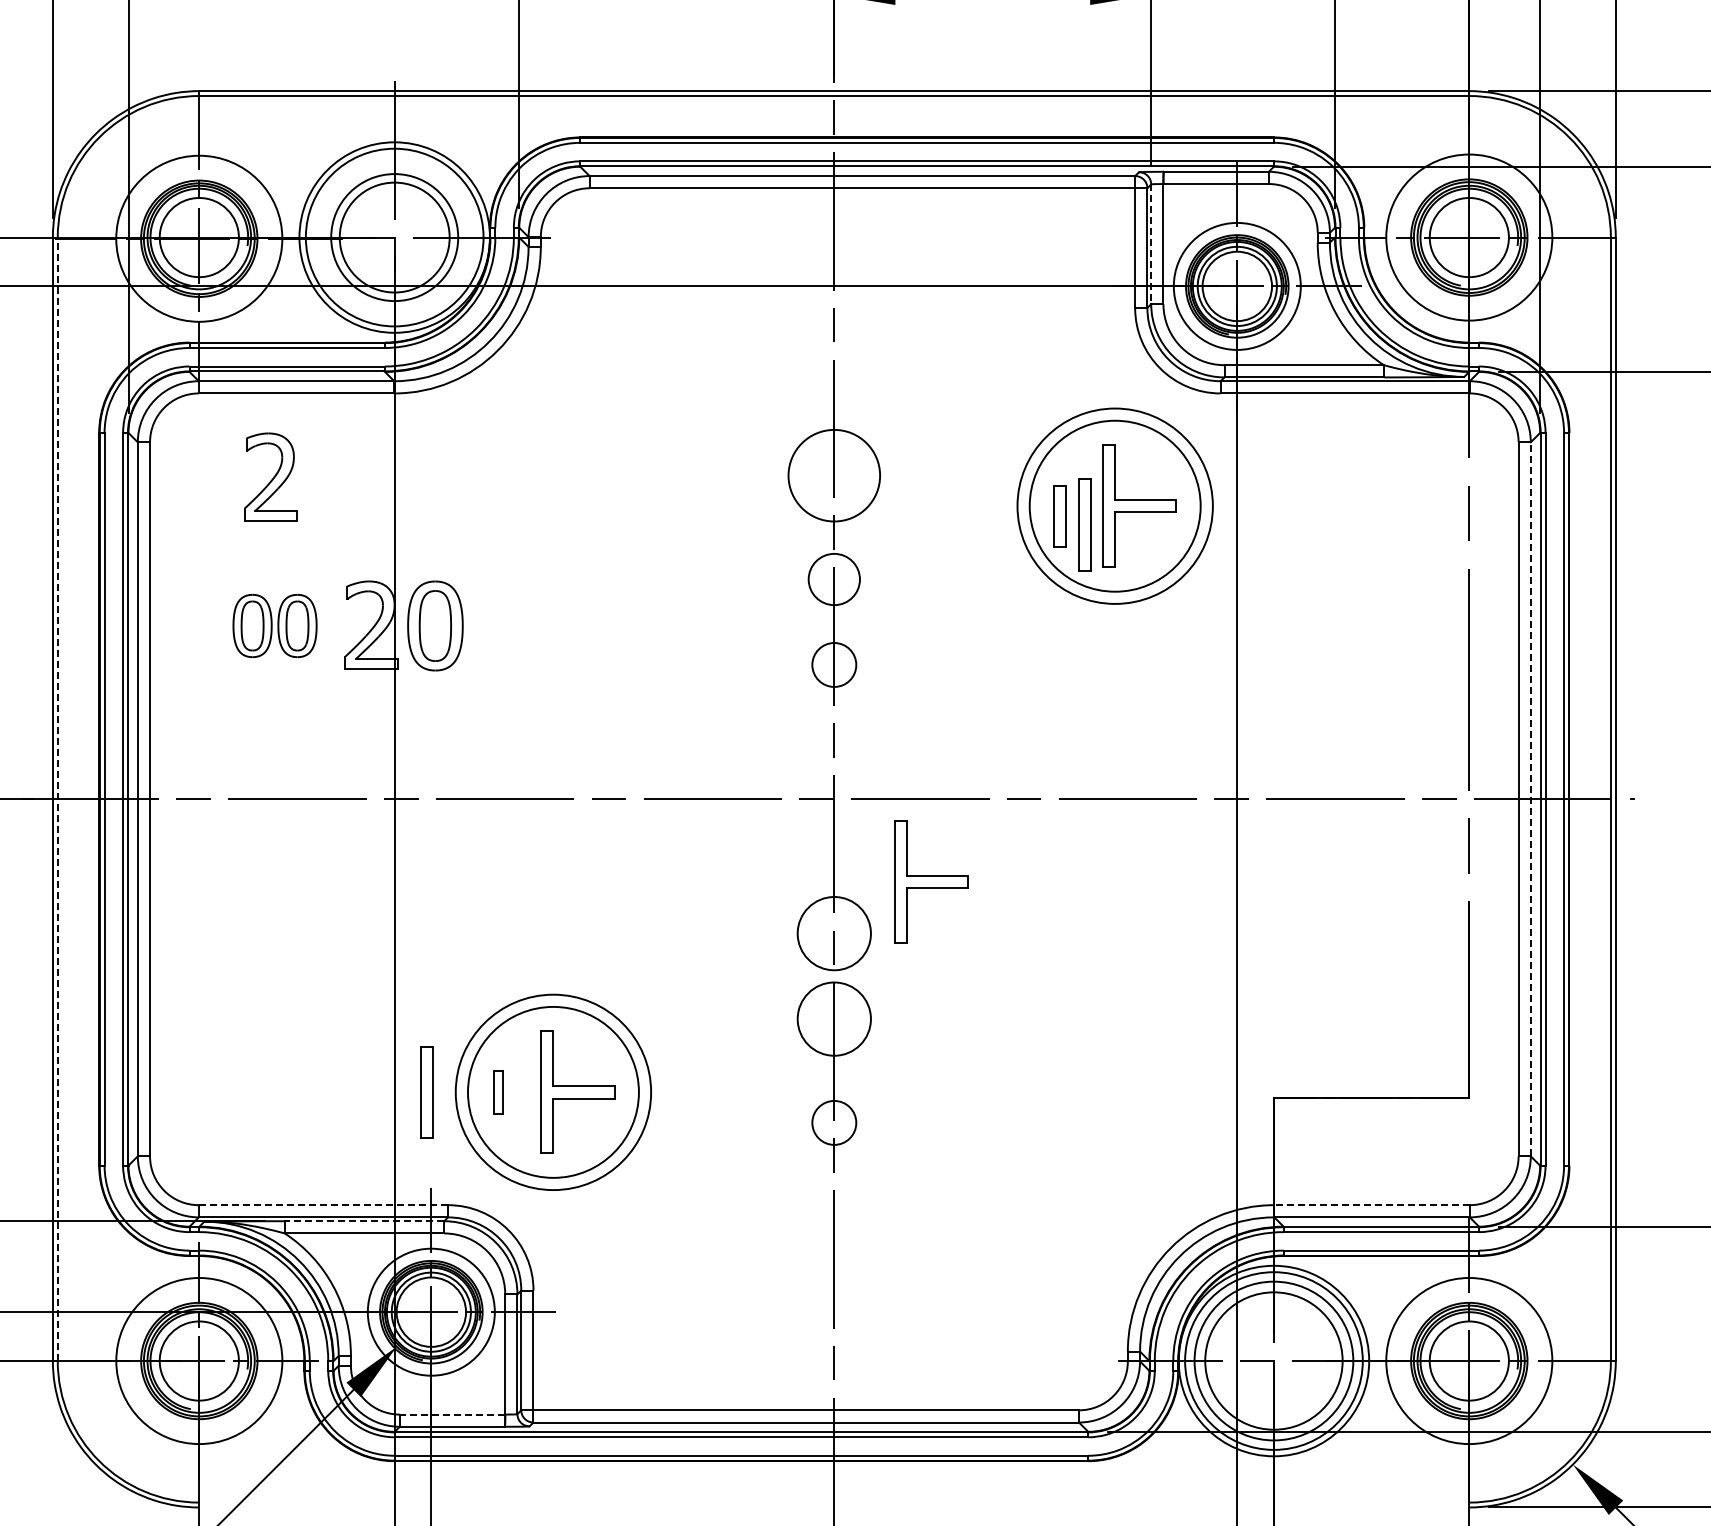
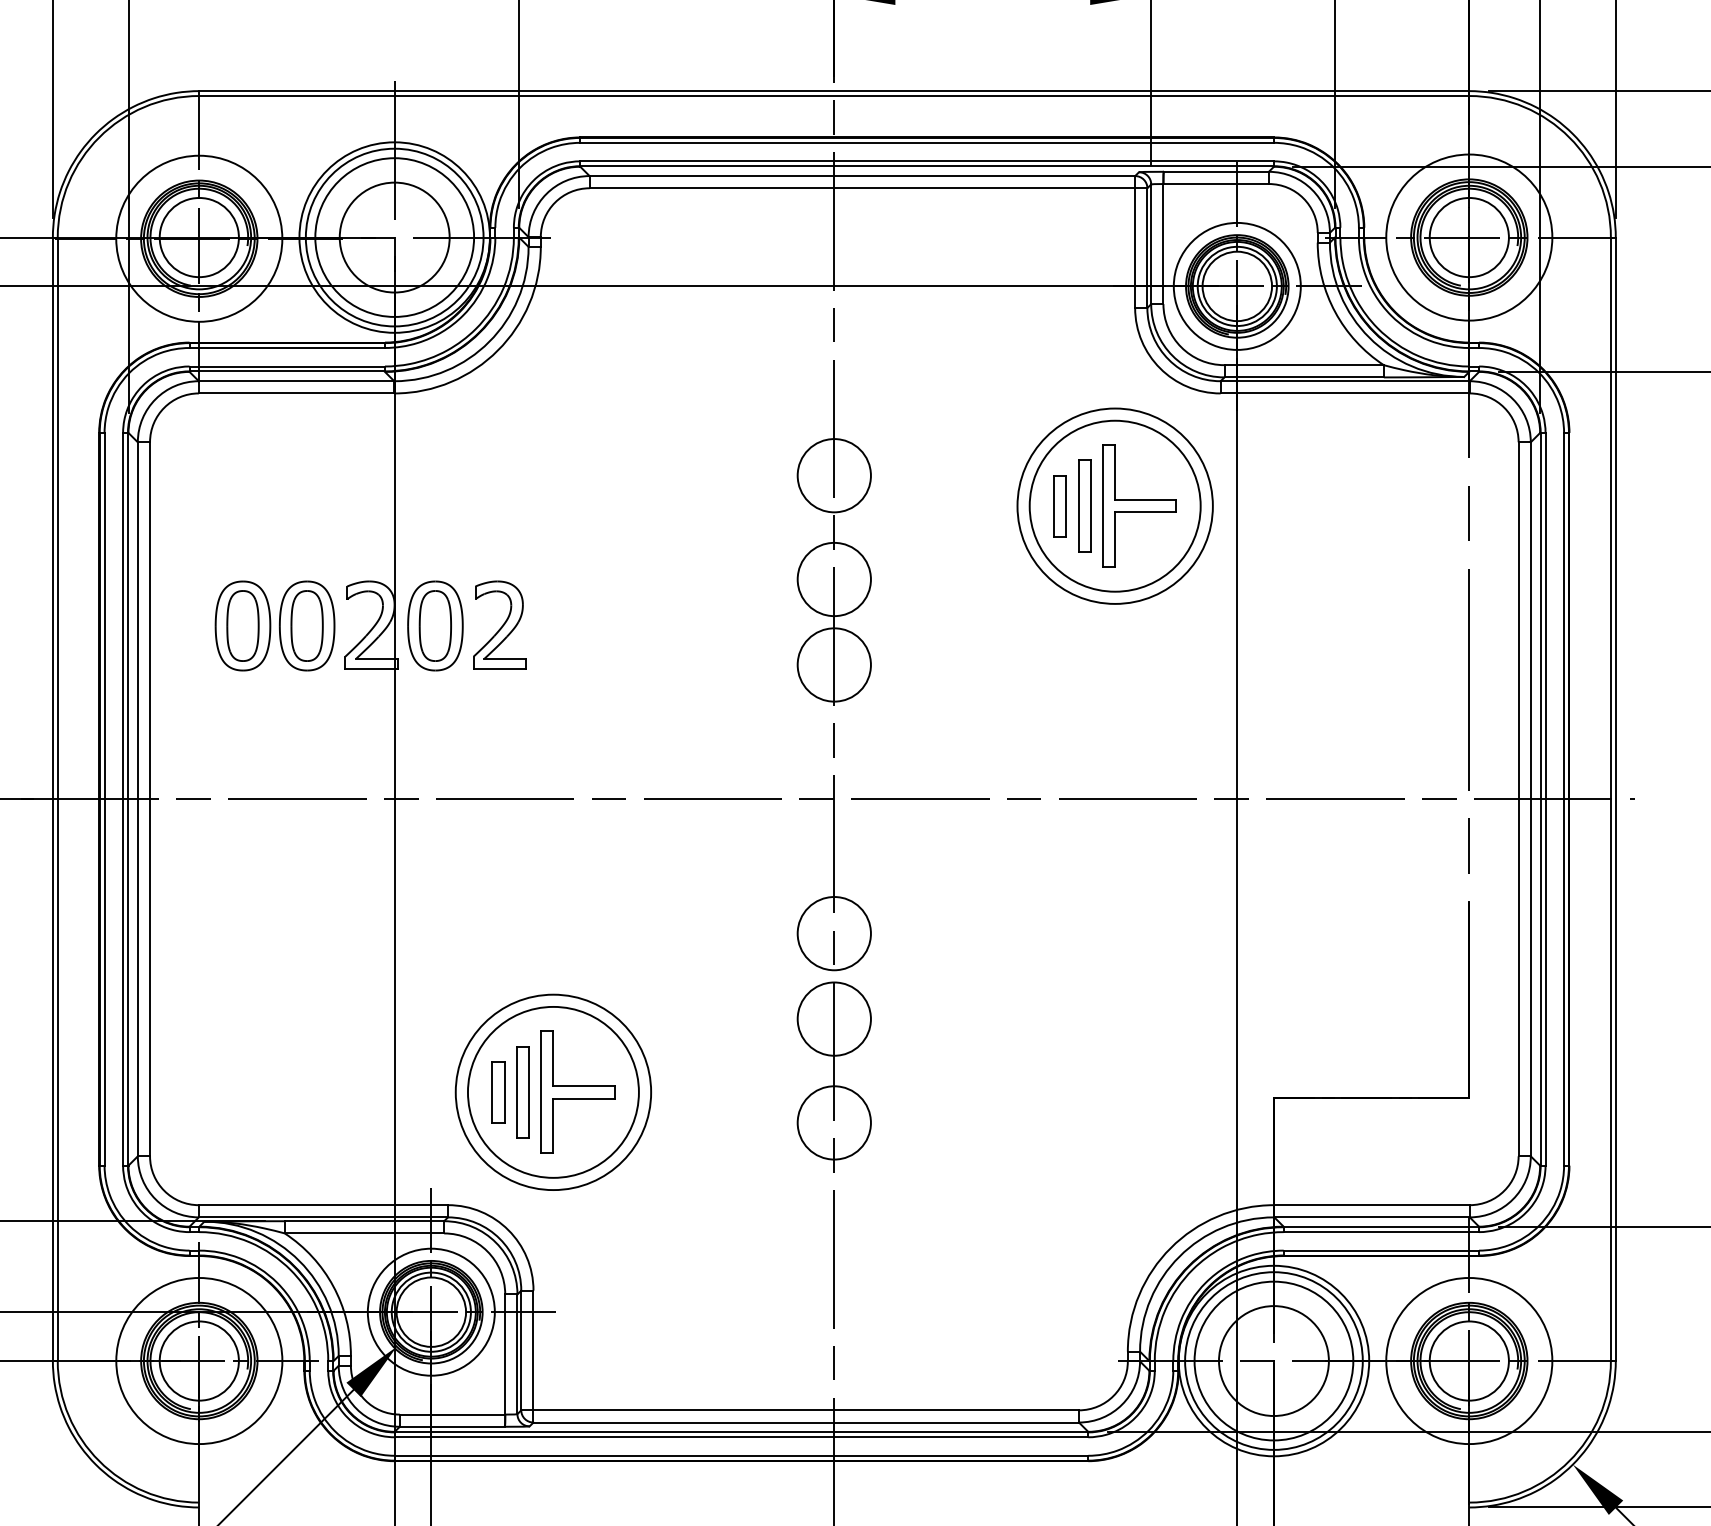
circle diameter: 127 px -> 159 px (394, 237)
line: dashed -> solid (1151, 244)
circle diameter: 92 px -> 73 px (833, 475)
part position: (270, 476) -> (499, 624) (499, 624)
part position: (1059, 516) -> (1059, 506) (1059, 506)
part position: (1084, 524) -> (1084, 505) (1084, 505)
circle diameter: 51 px -> 73 px (833, 579)
part size: 86x65 px -> 122x92 px (274, 625)
circle diameter: 44 px -> 73 px (833, 664)
line: dashed -> solid (1530, 798)
line: dashed -> solid (57, 799)
part: present -> none (931, 881)
part position: (426, 1092) -> (522, 1092) (522, 1092)
part size: 11x45 px -> 15x63 px (498, 1092)
circle diameter: 44 px -> 73 px (833, 1122)
line: dashed -> solid (323, 1205)
line: dashed -> solid (1372, 1205)
line: dashed -> solid (364, 1221)
circle diameter: 137 px -> 110 px (1273, 1361)
line: dashed -> solid (452, 1414)
